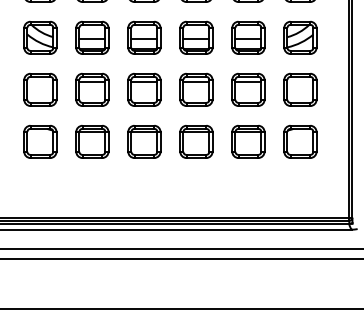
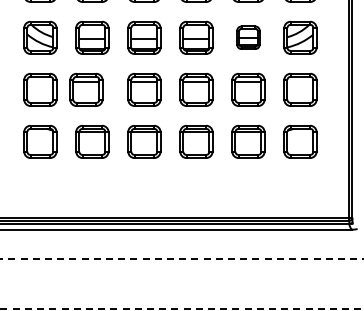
part size: 35x35 px -> 25x25 px (248, 37)
part position: (92, 89) -> (86, 89) (86, 89)
line: present -> none (181, 249)
line: solid -> dashed (181, 259)
line: solid -> dashed (182, 309)
